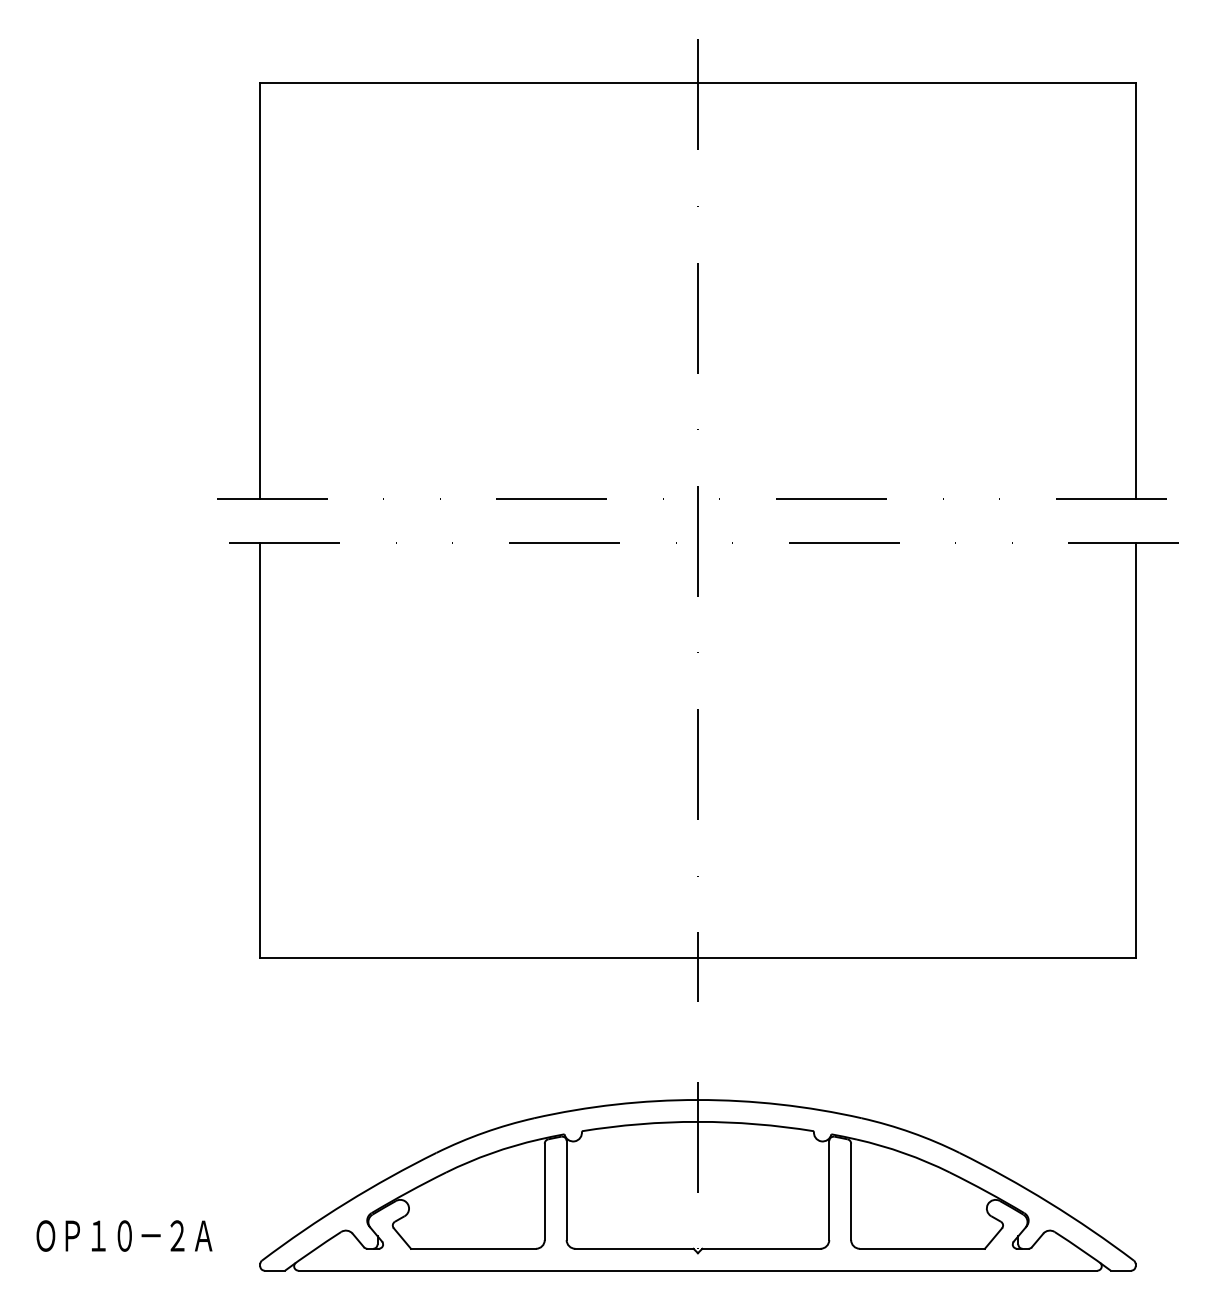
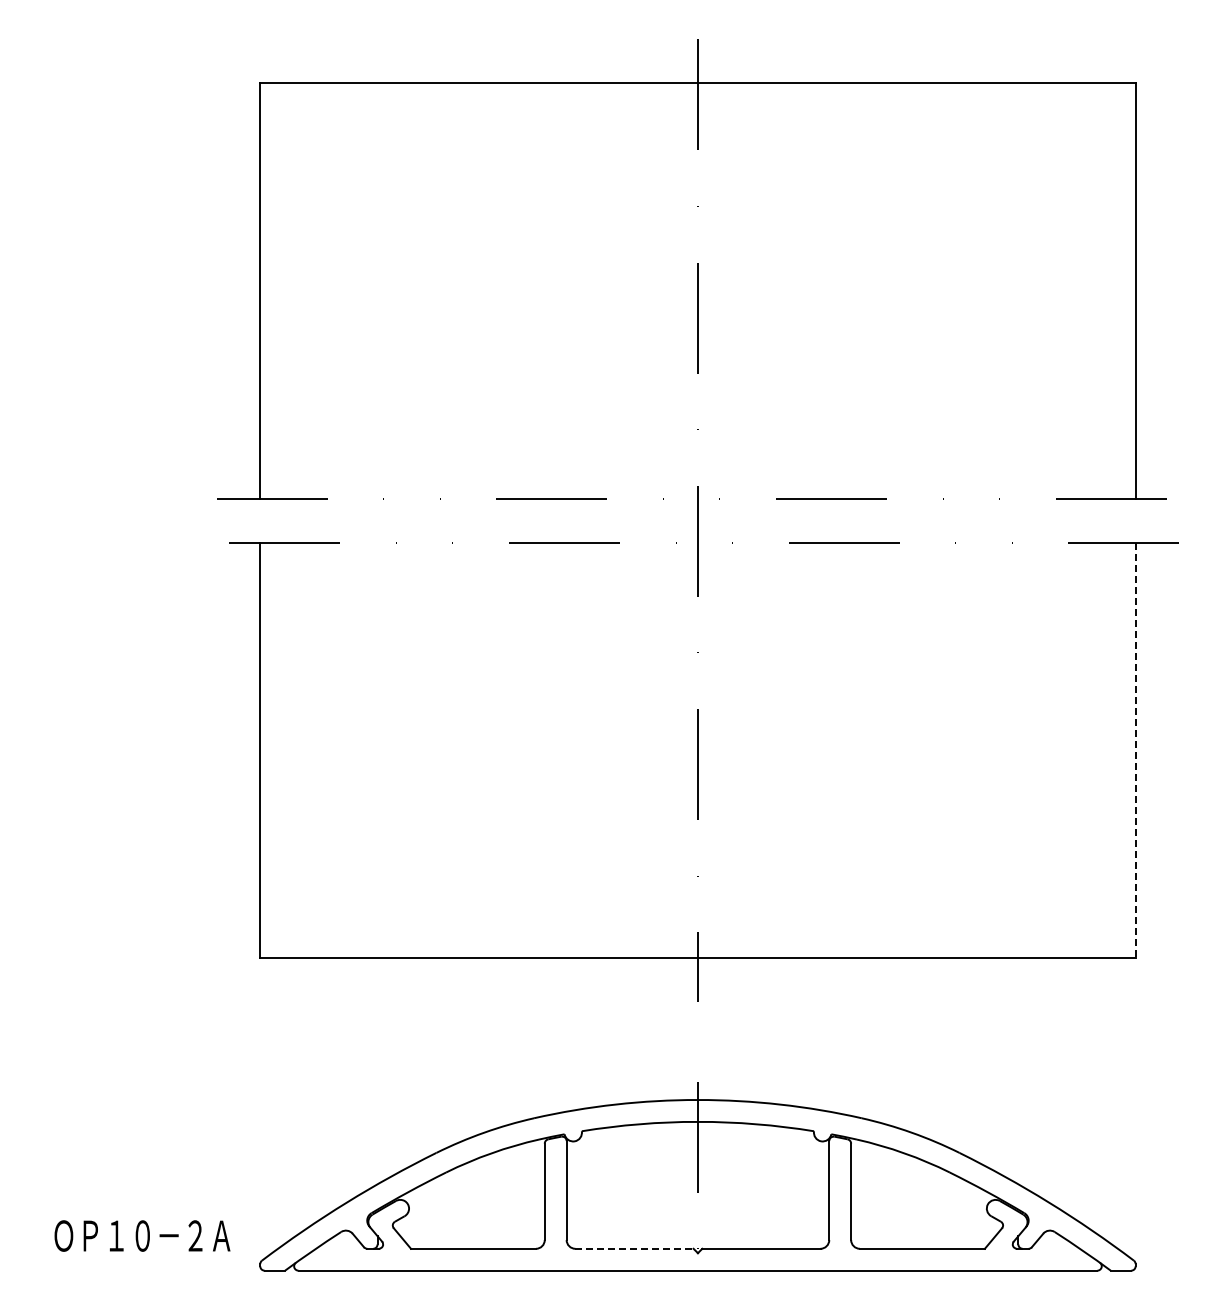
line: solid -> dashed (1135, 750)
text position: (124, 1235) -> (142, 1235) (142, 1235)
line: solid -> dashed (634, 1248)
